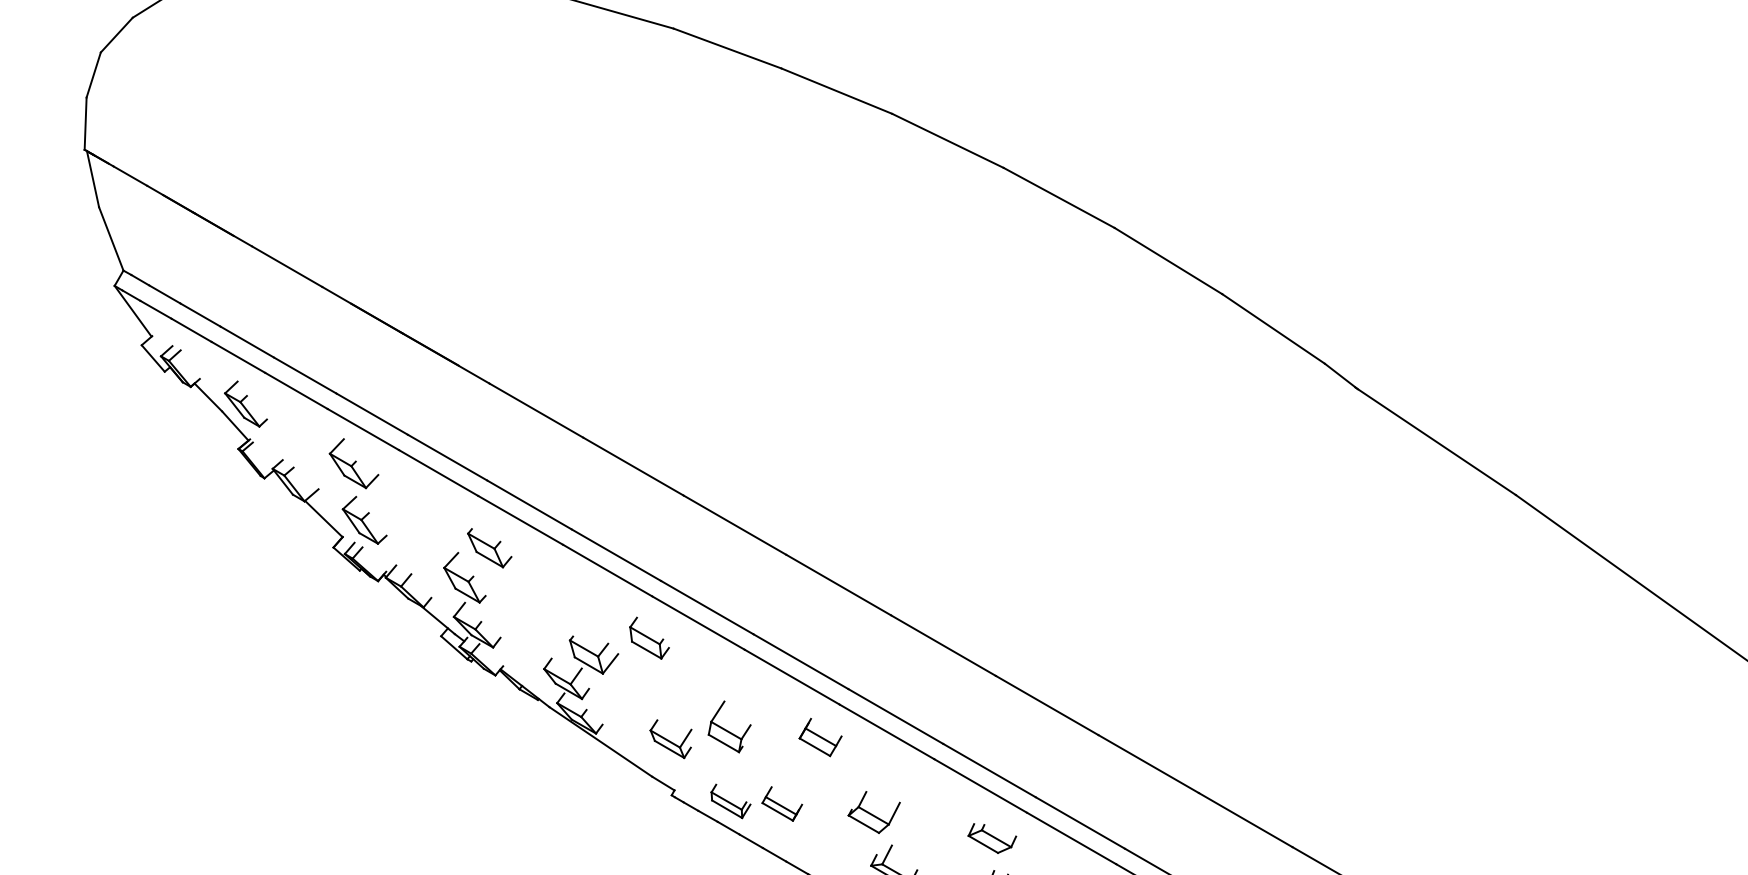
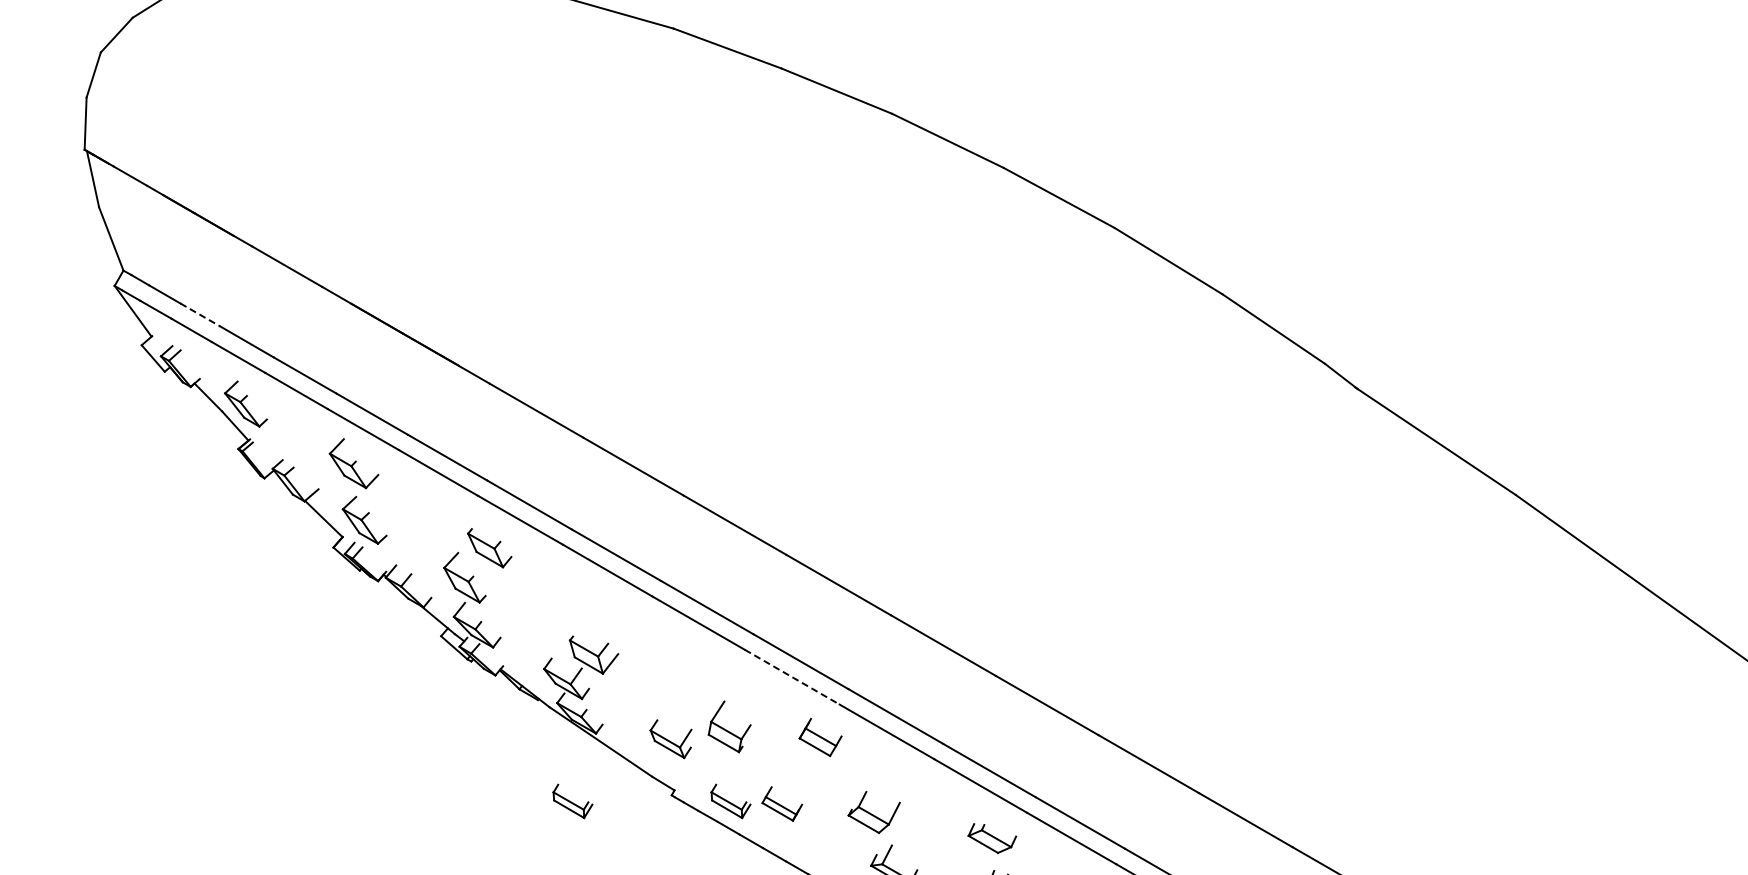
line: solid -> dashed (200, 315)
part: present -> none (649, 637)
line: solid -> dashed (792, 677)
part: none -> present (572, 801)
